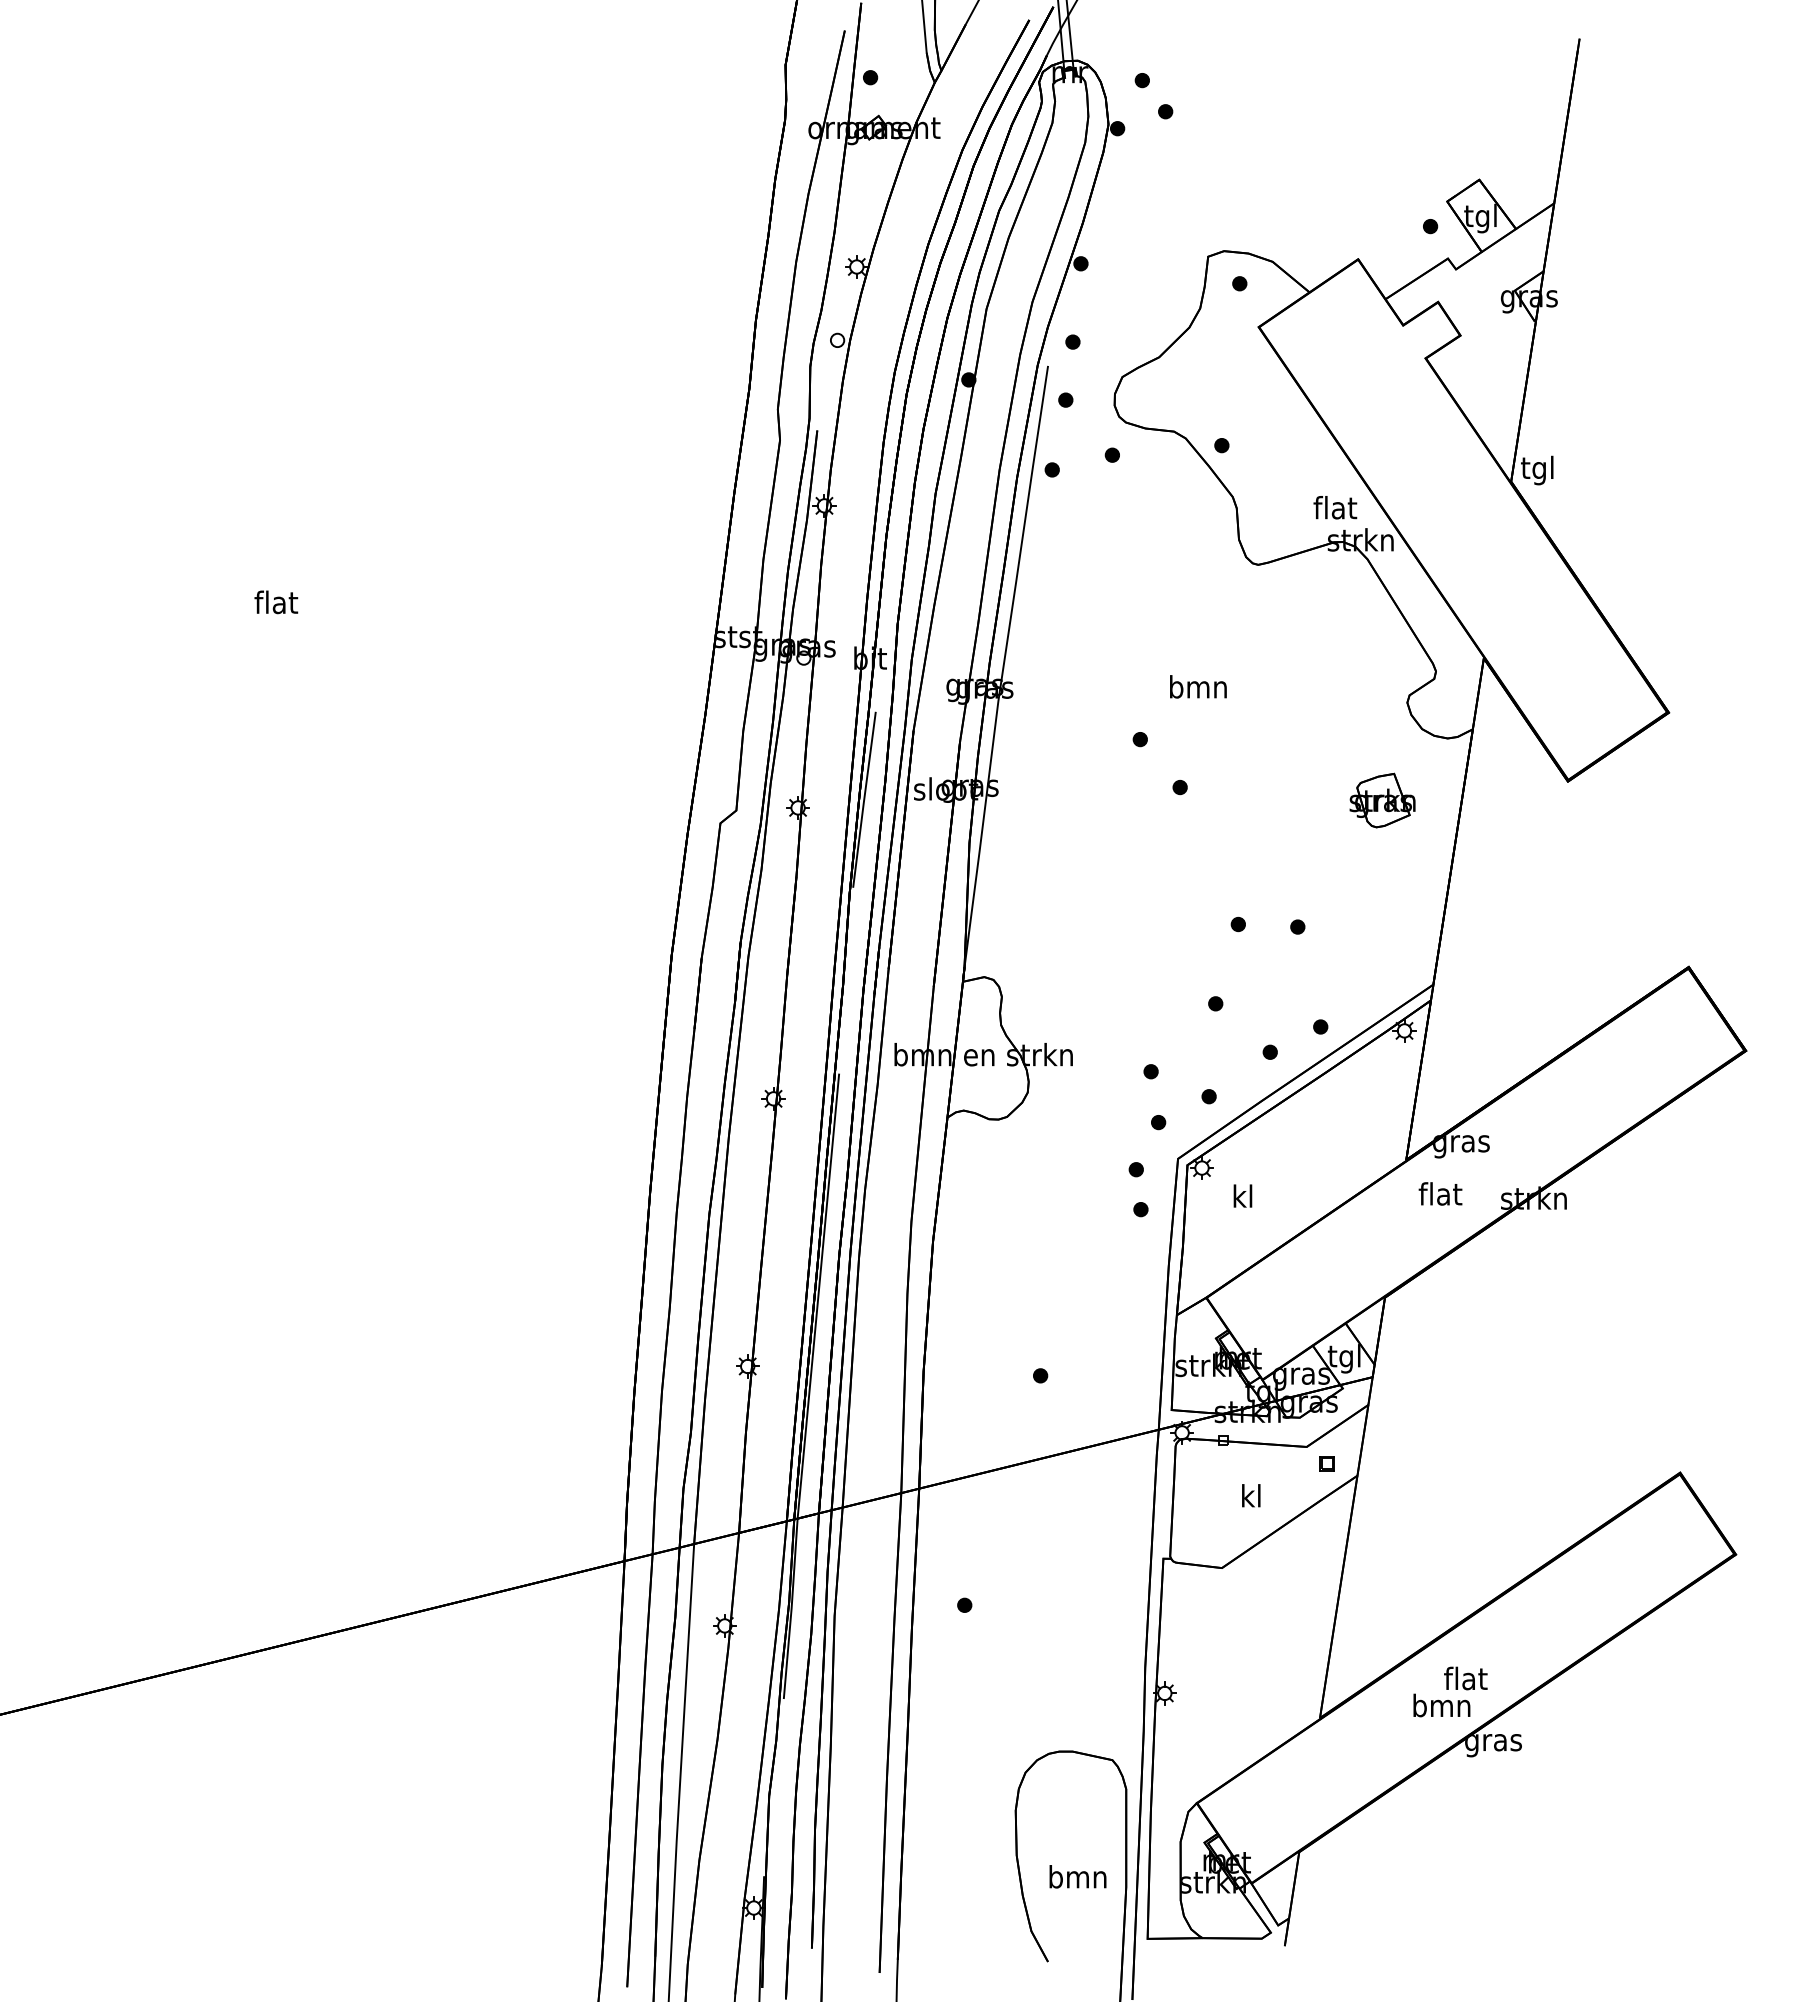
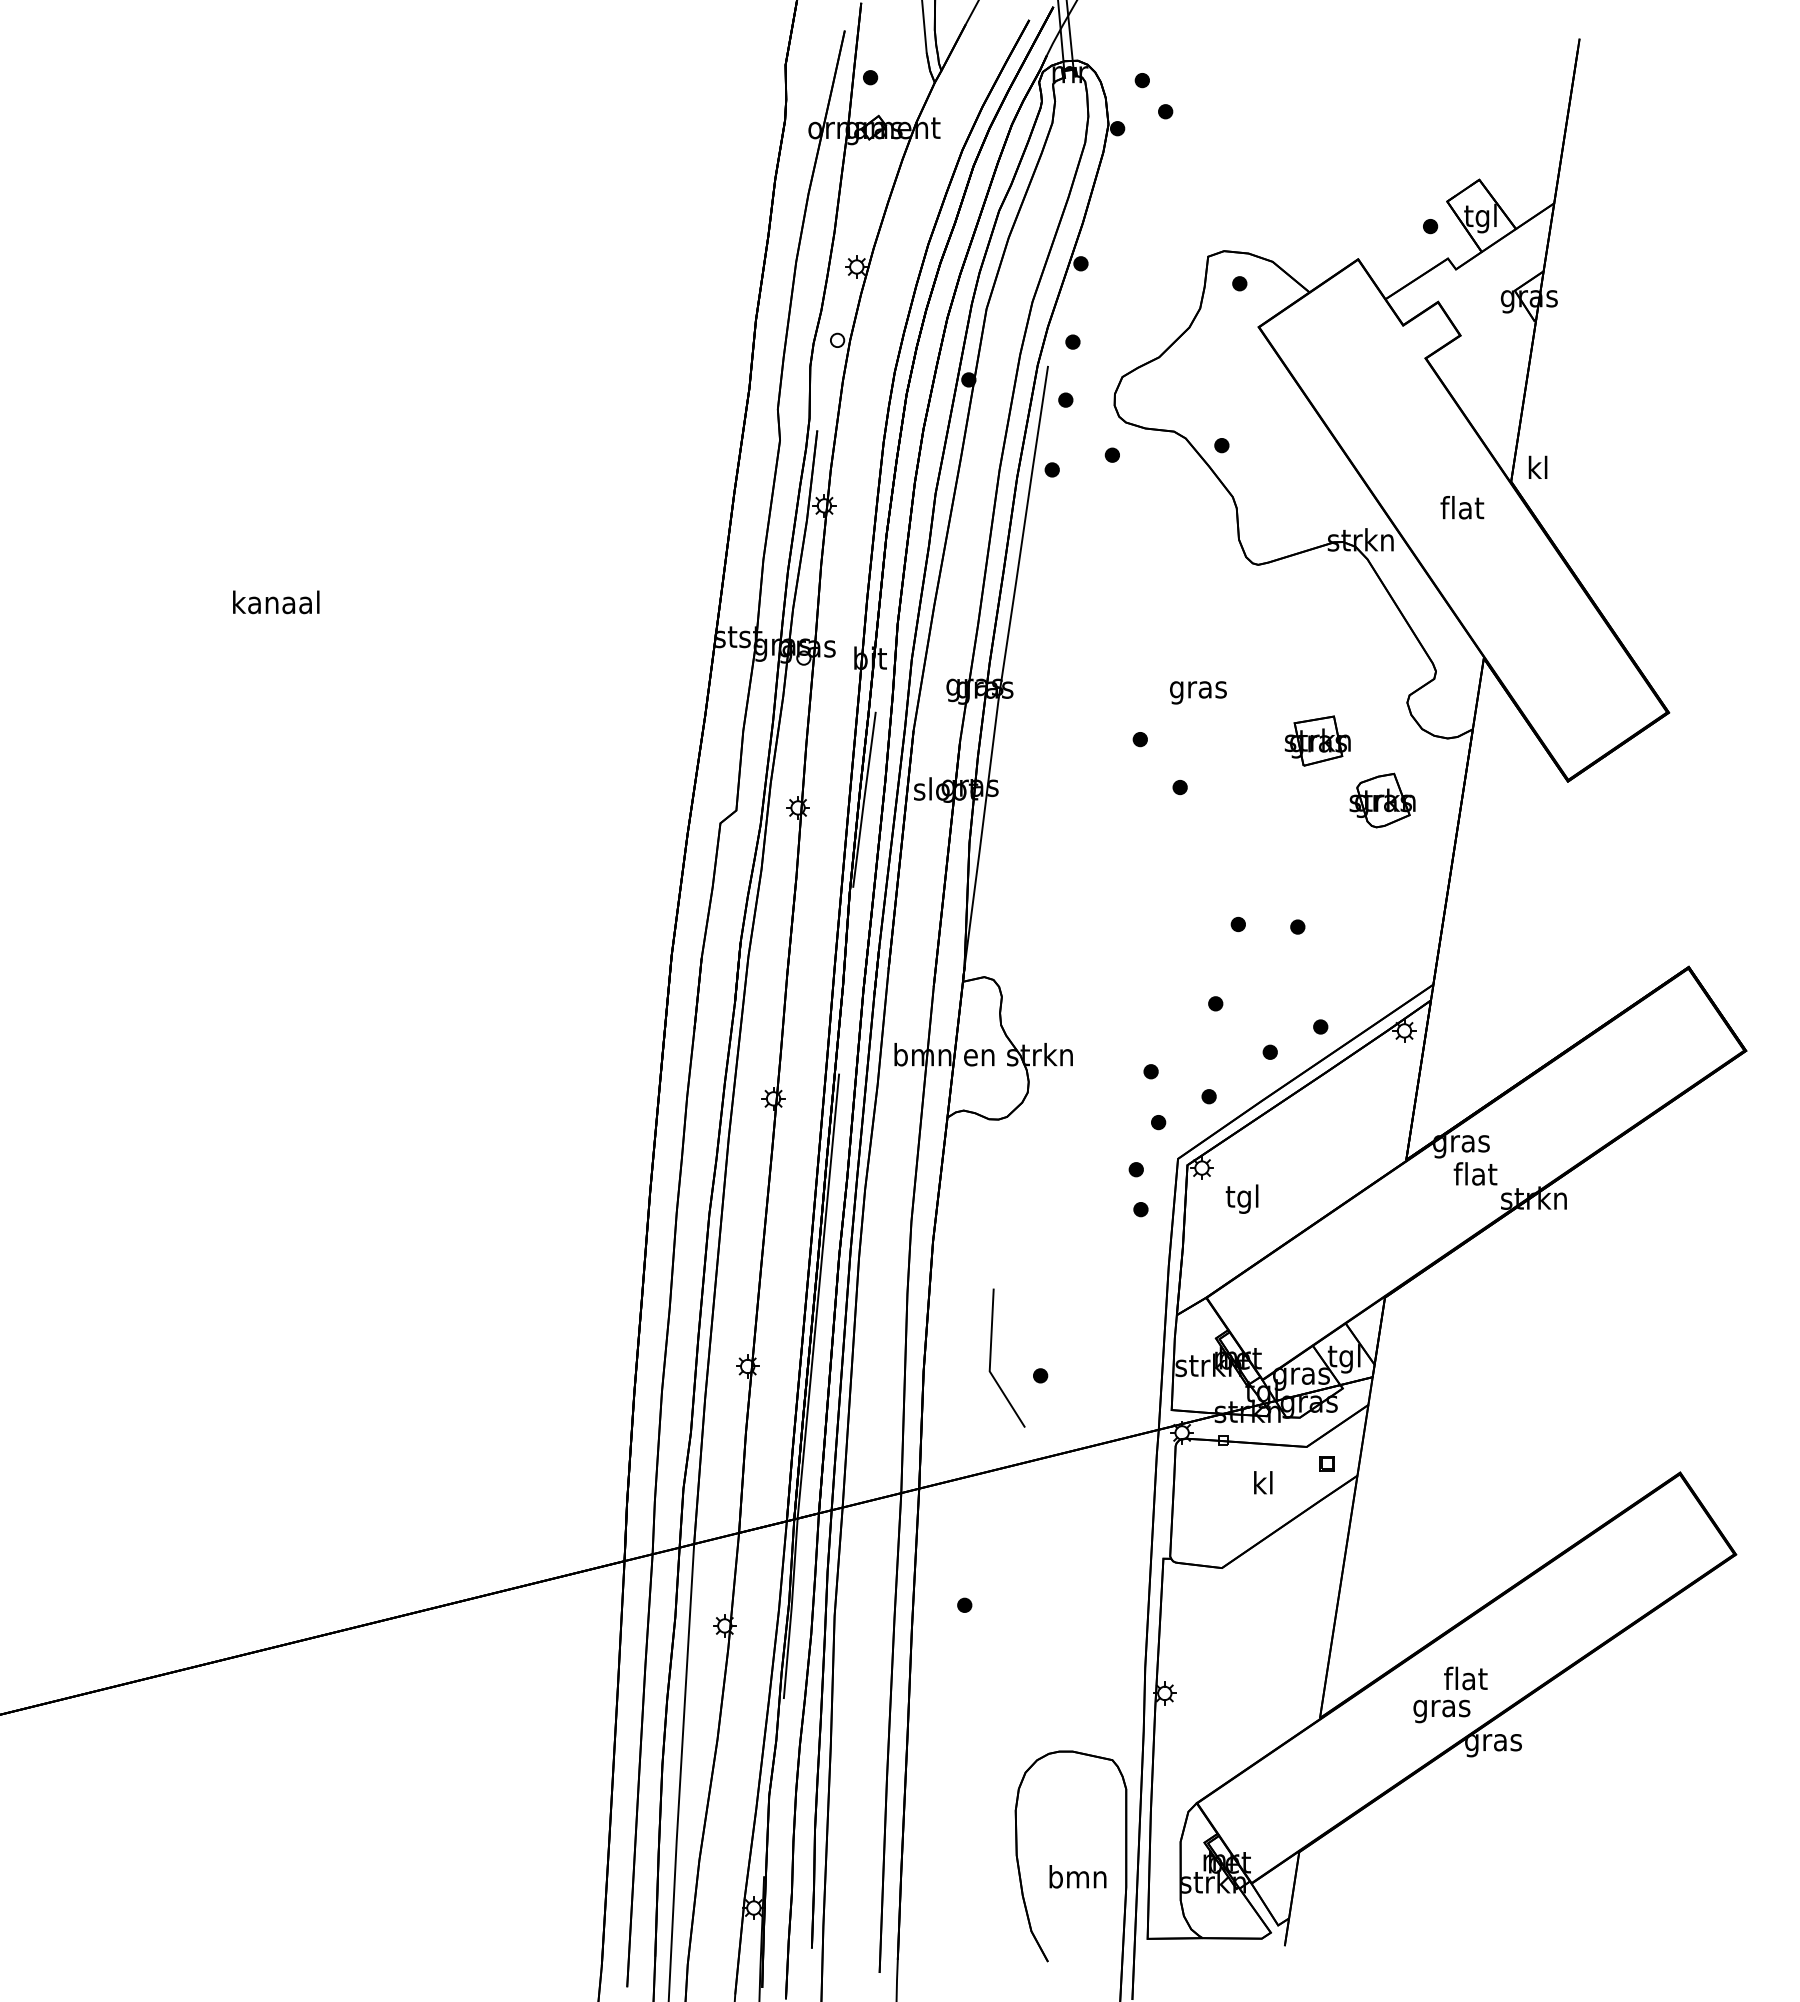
text: tgl -> kl (1537, 470)
text position: (1335, 507) -> (1462, 507) (1462, 507)
text: flat -> kanaal (276, 602)
text: bmn -> gras (1198, 689)
part: none -> present (1317, 740)
text position: (1440, 1193) -> (1475, 1173) (1475, 1173)
text: kl -> tgl (1241, 1198)
line: none -> present (991, 1357)
text position: (1251, 1495) -> (1263, 1482) (1263, 1482)
text: bmn -> gras (1441, 1708)
